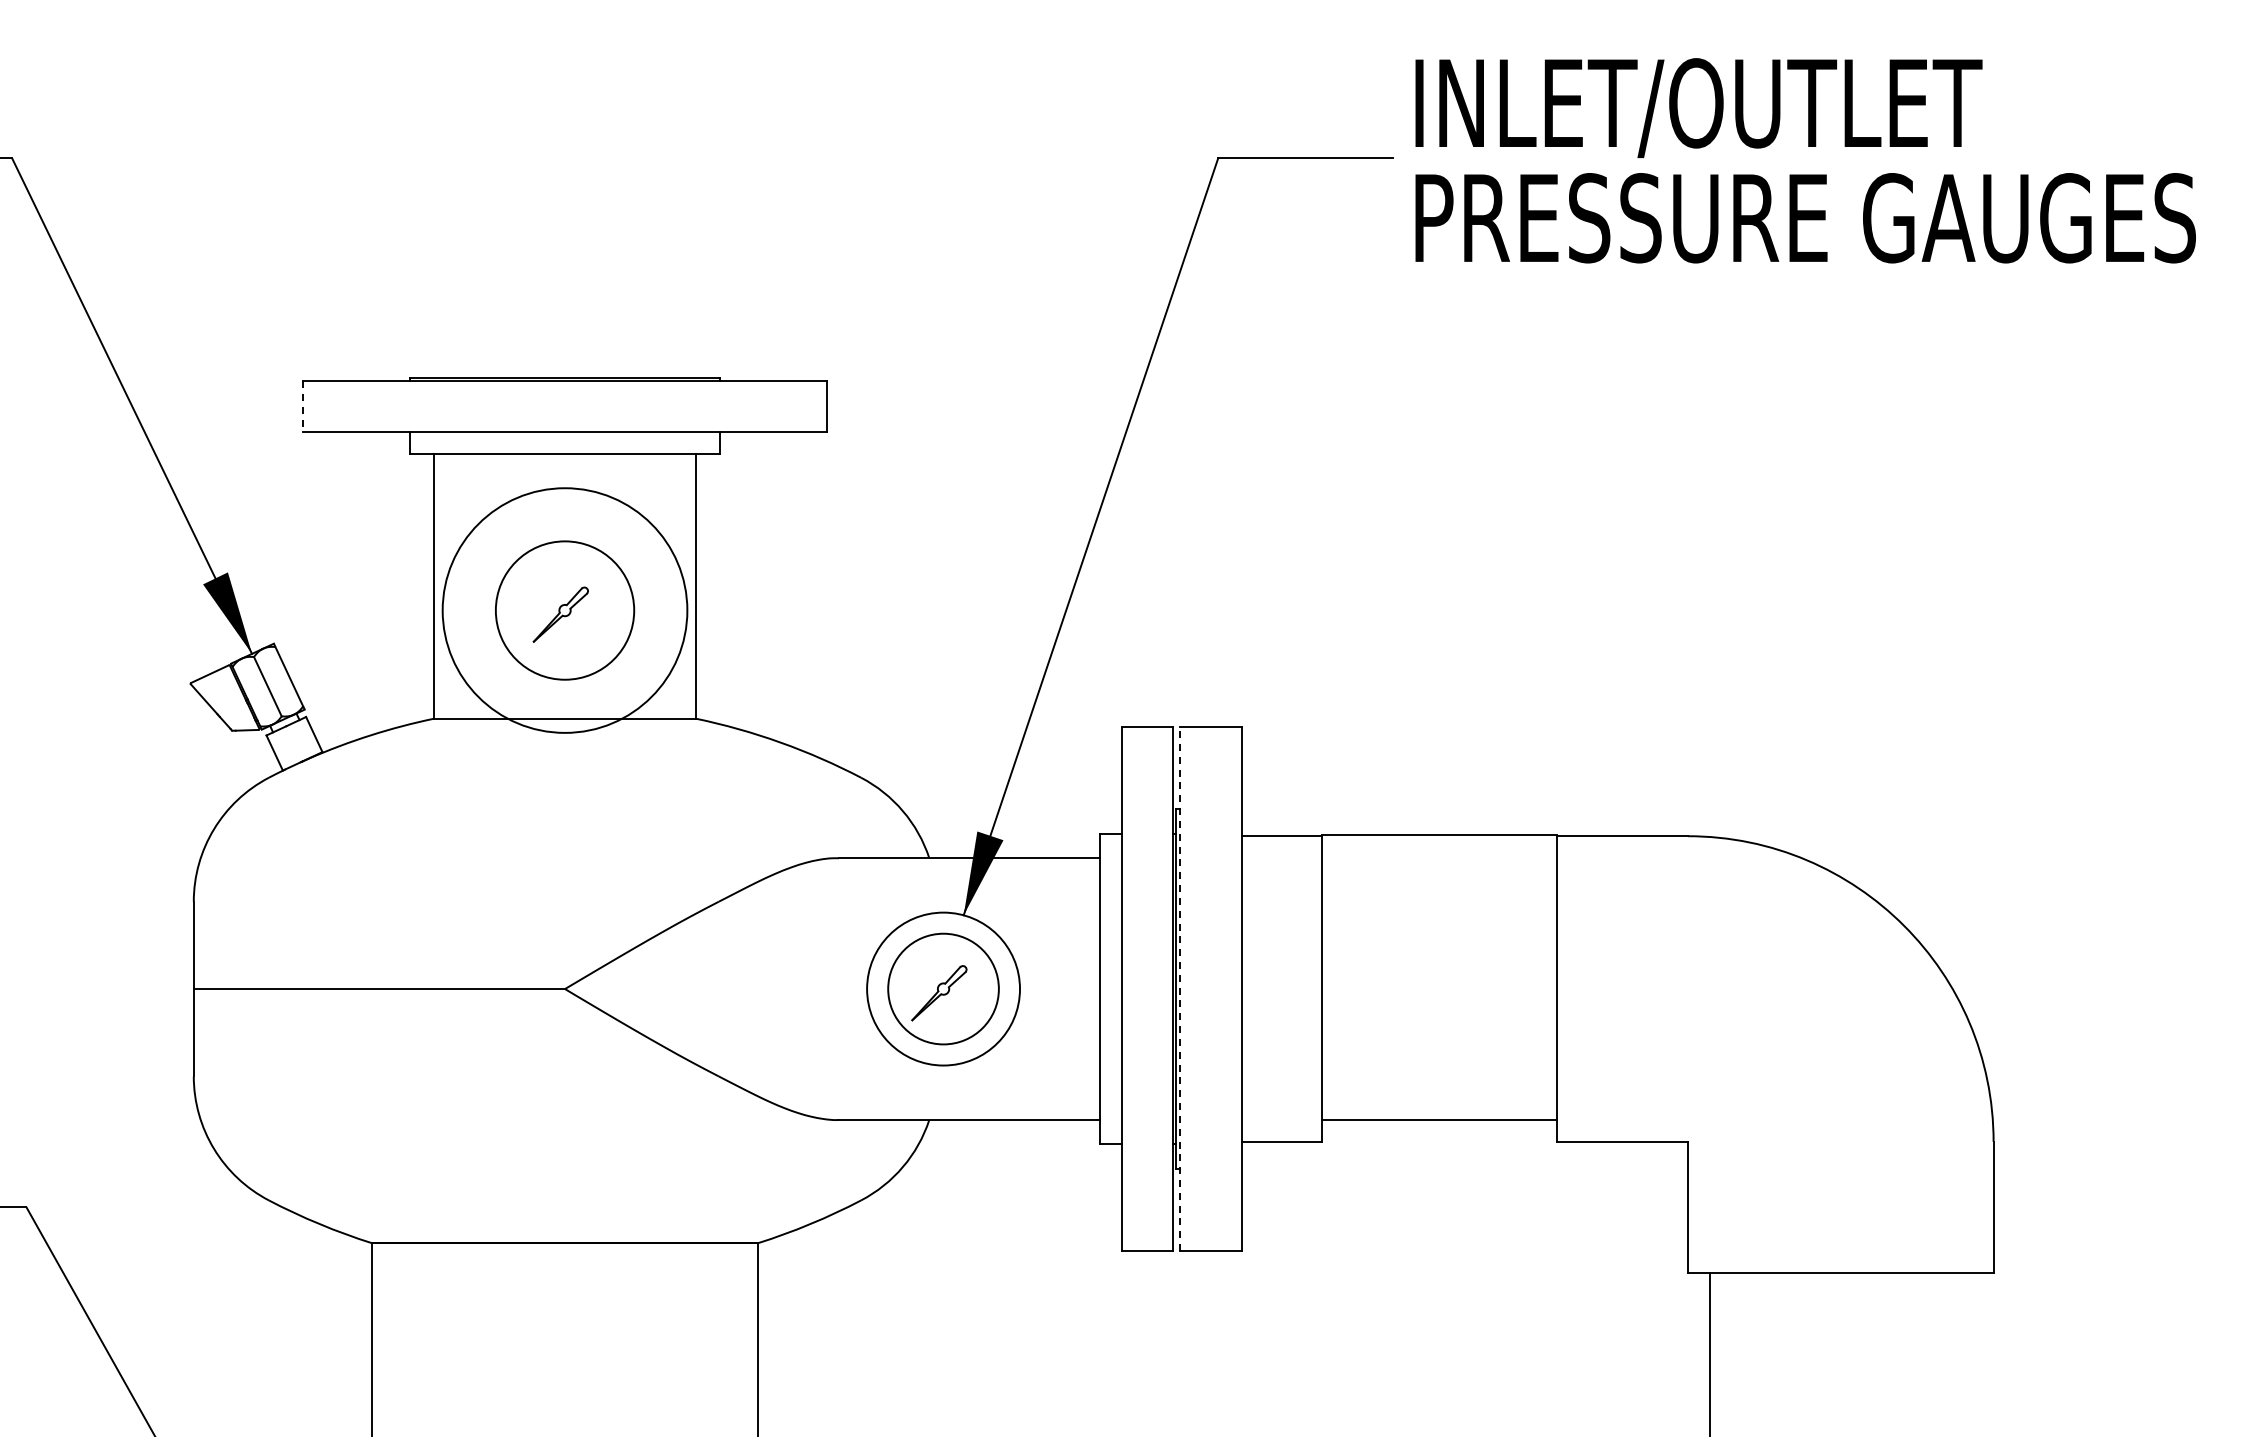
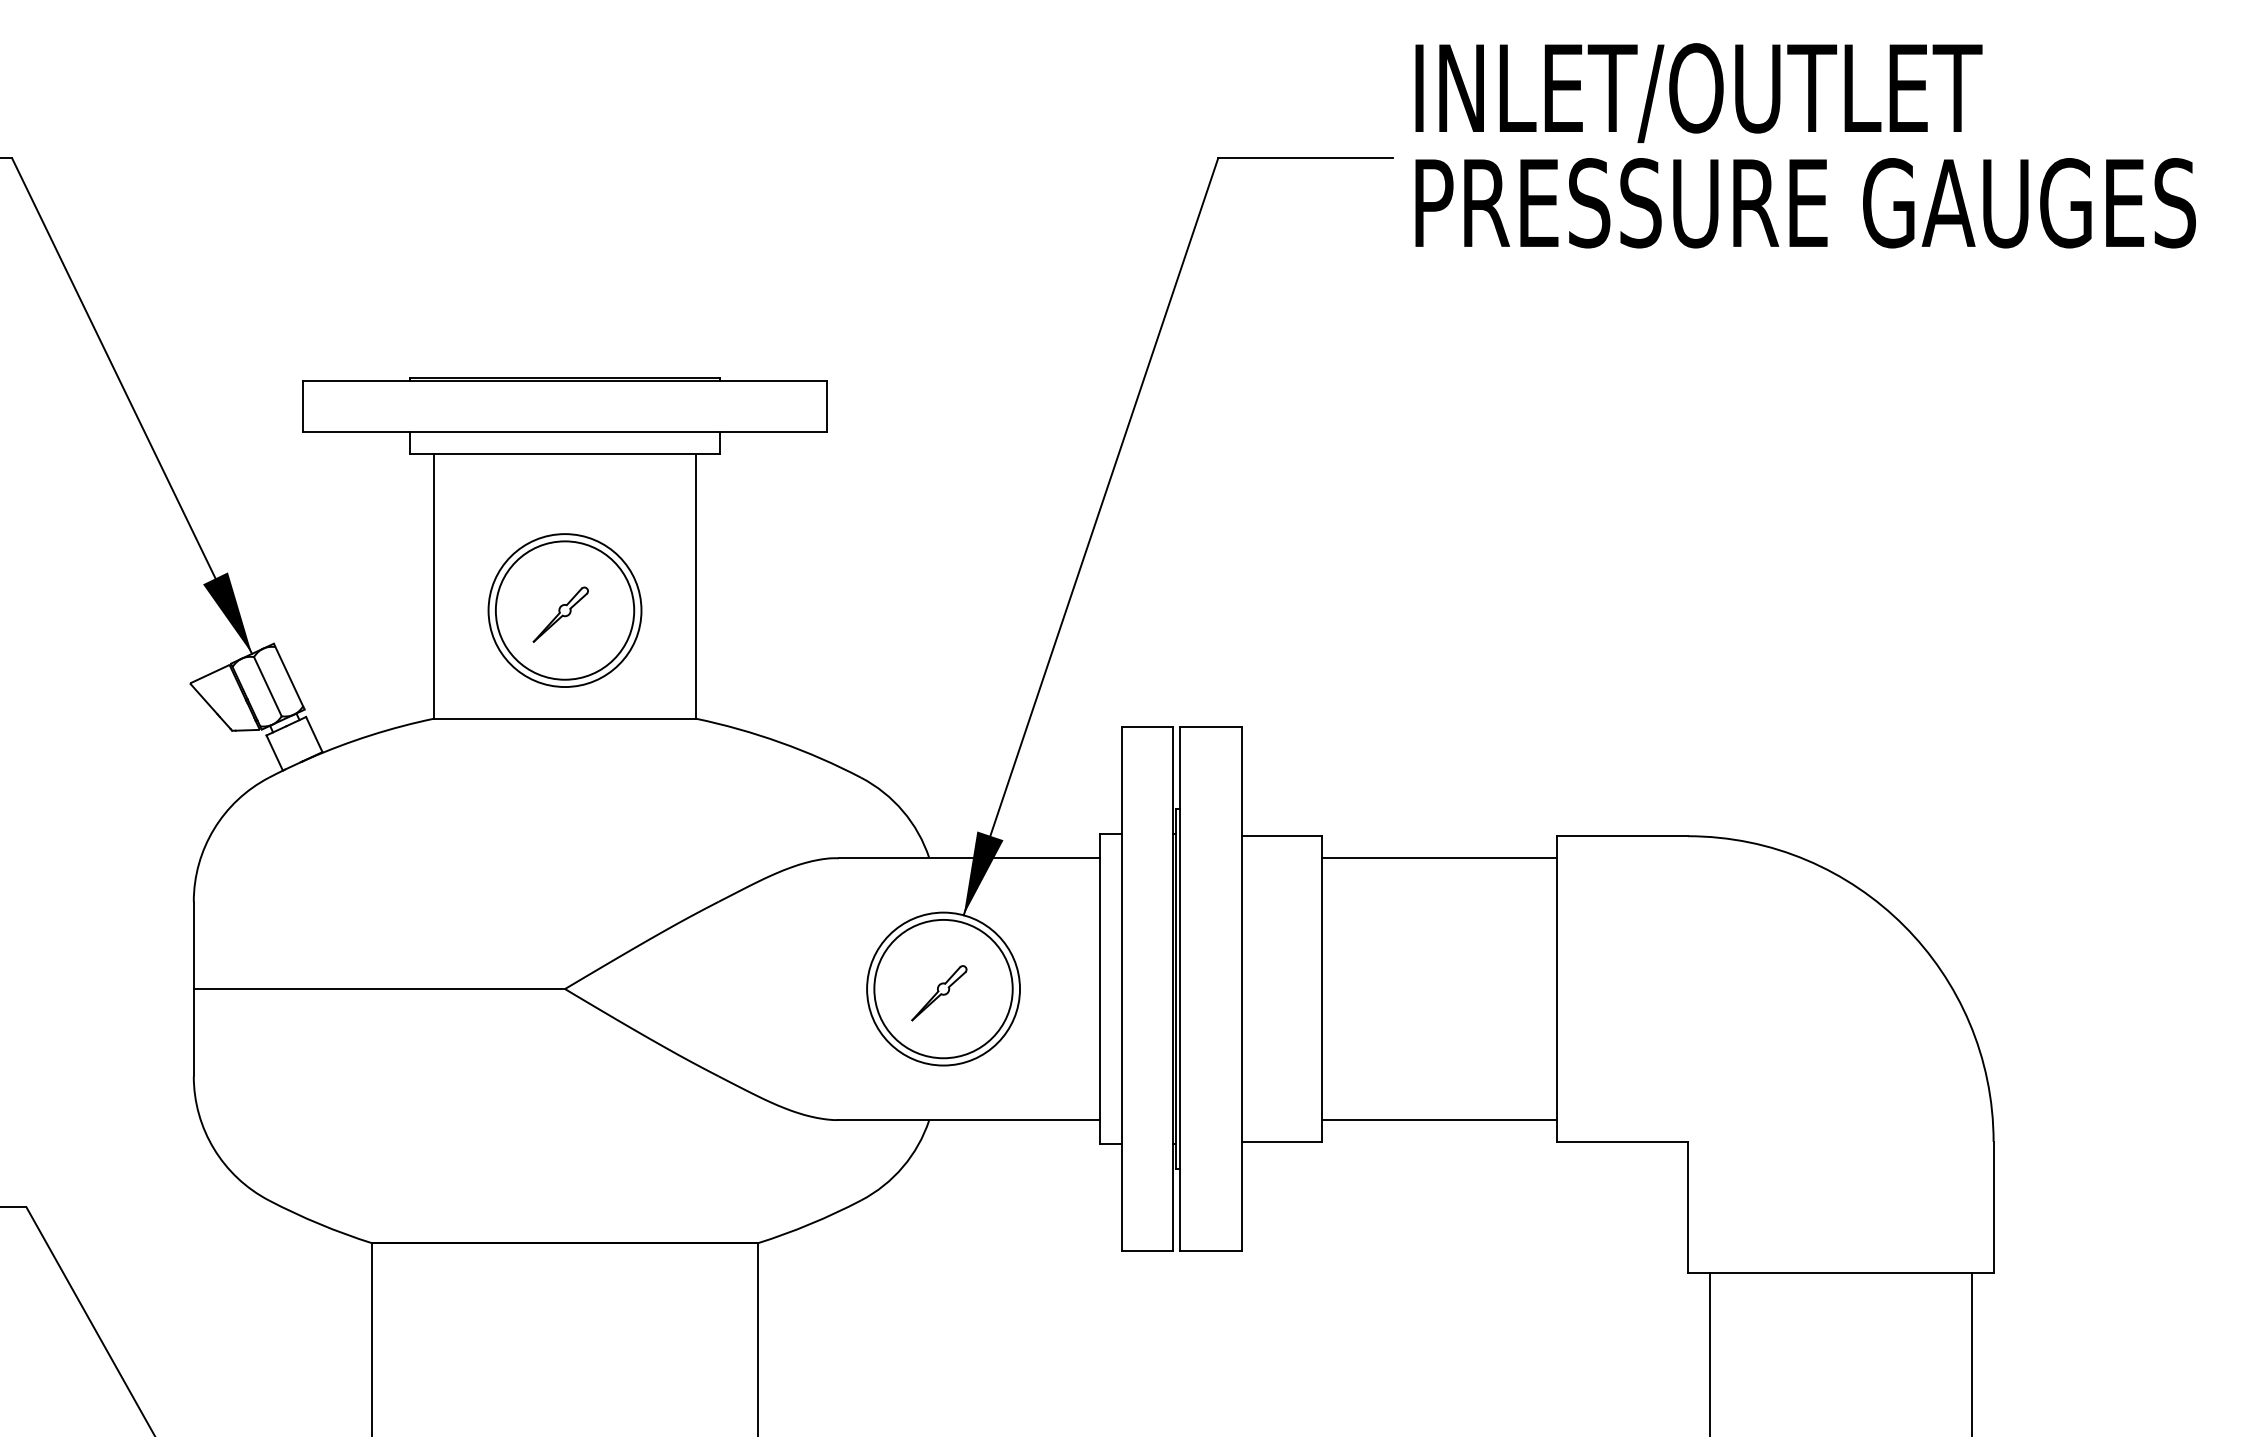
text position: (1805, 160) -> (1805, 145) (1805, 145)
line: dashed -> solid (302, 406)
circle diameter: 245 px -> 153 px (564, 610)
line position: (1439, 835) -> (1439, 858) (1439, 858)
circle diameter: 111 px -> 138 px (943, 988)
line: dashed -> solid (1180, 988)
line: none -> present (1971, 1352)
